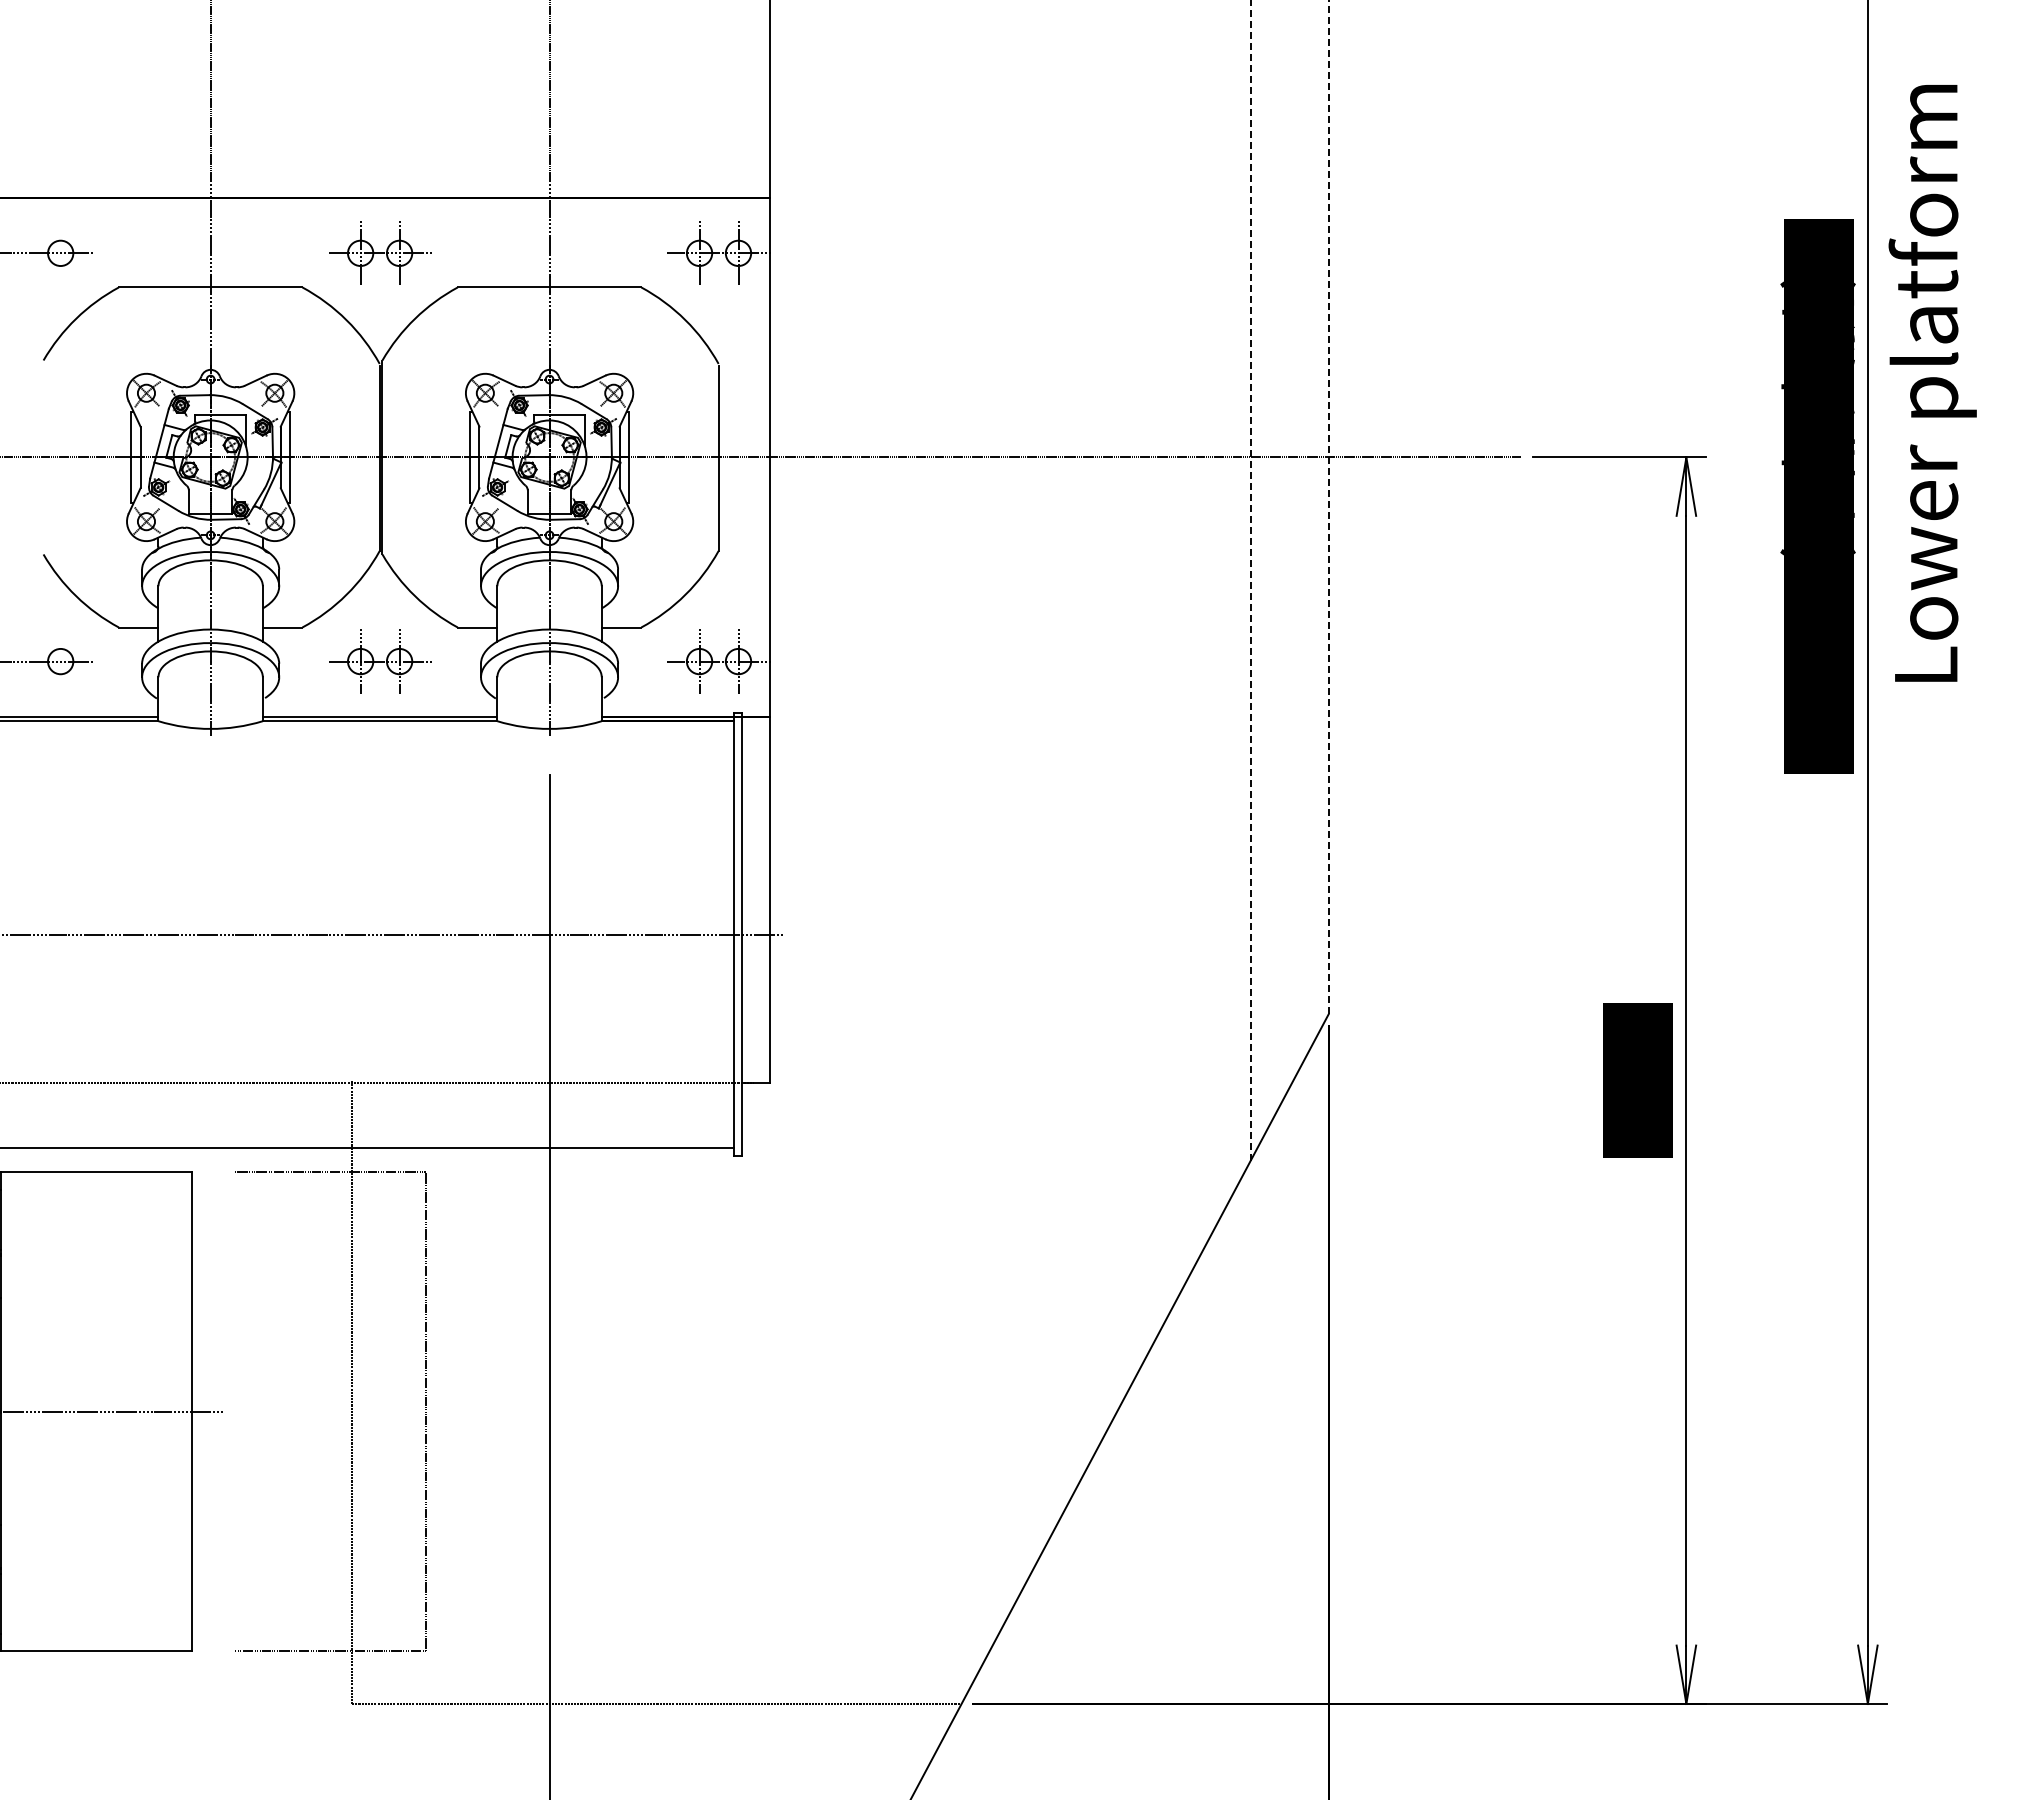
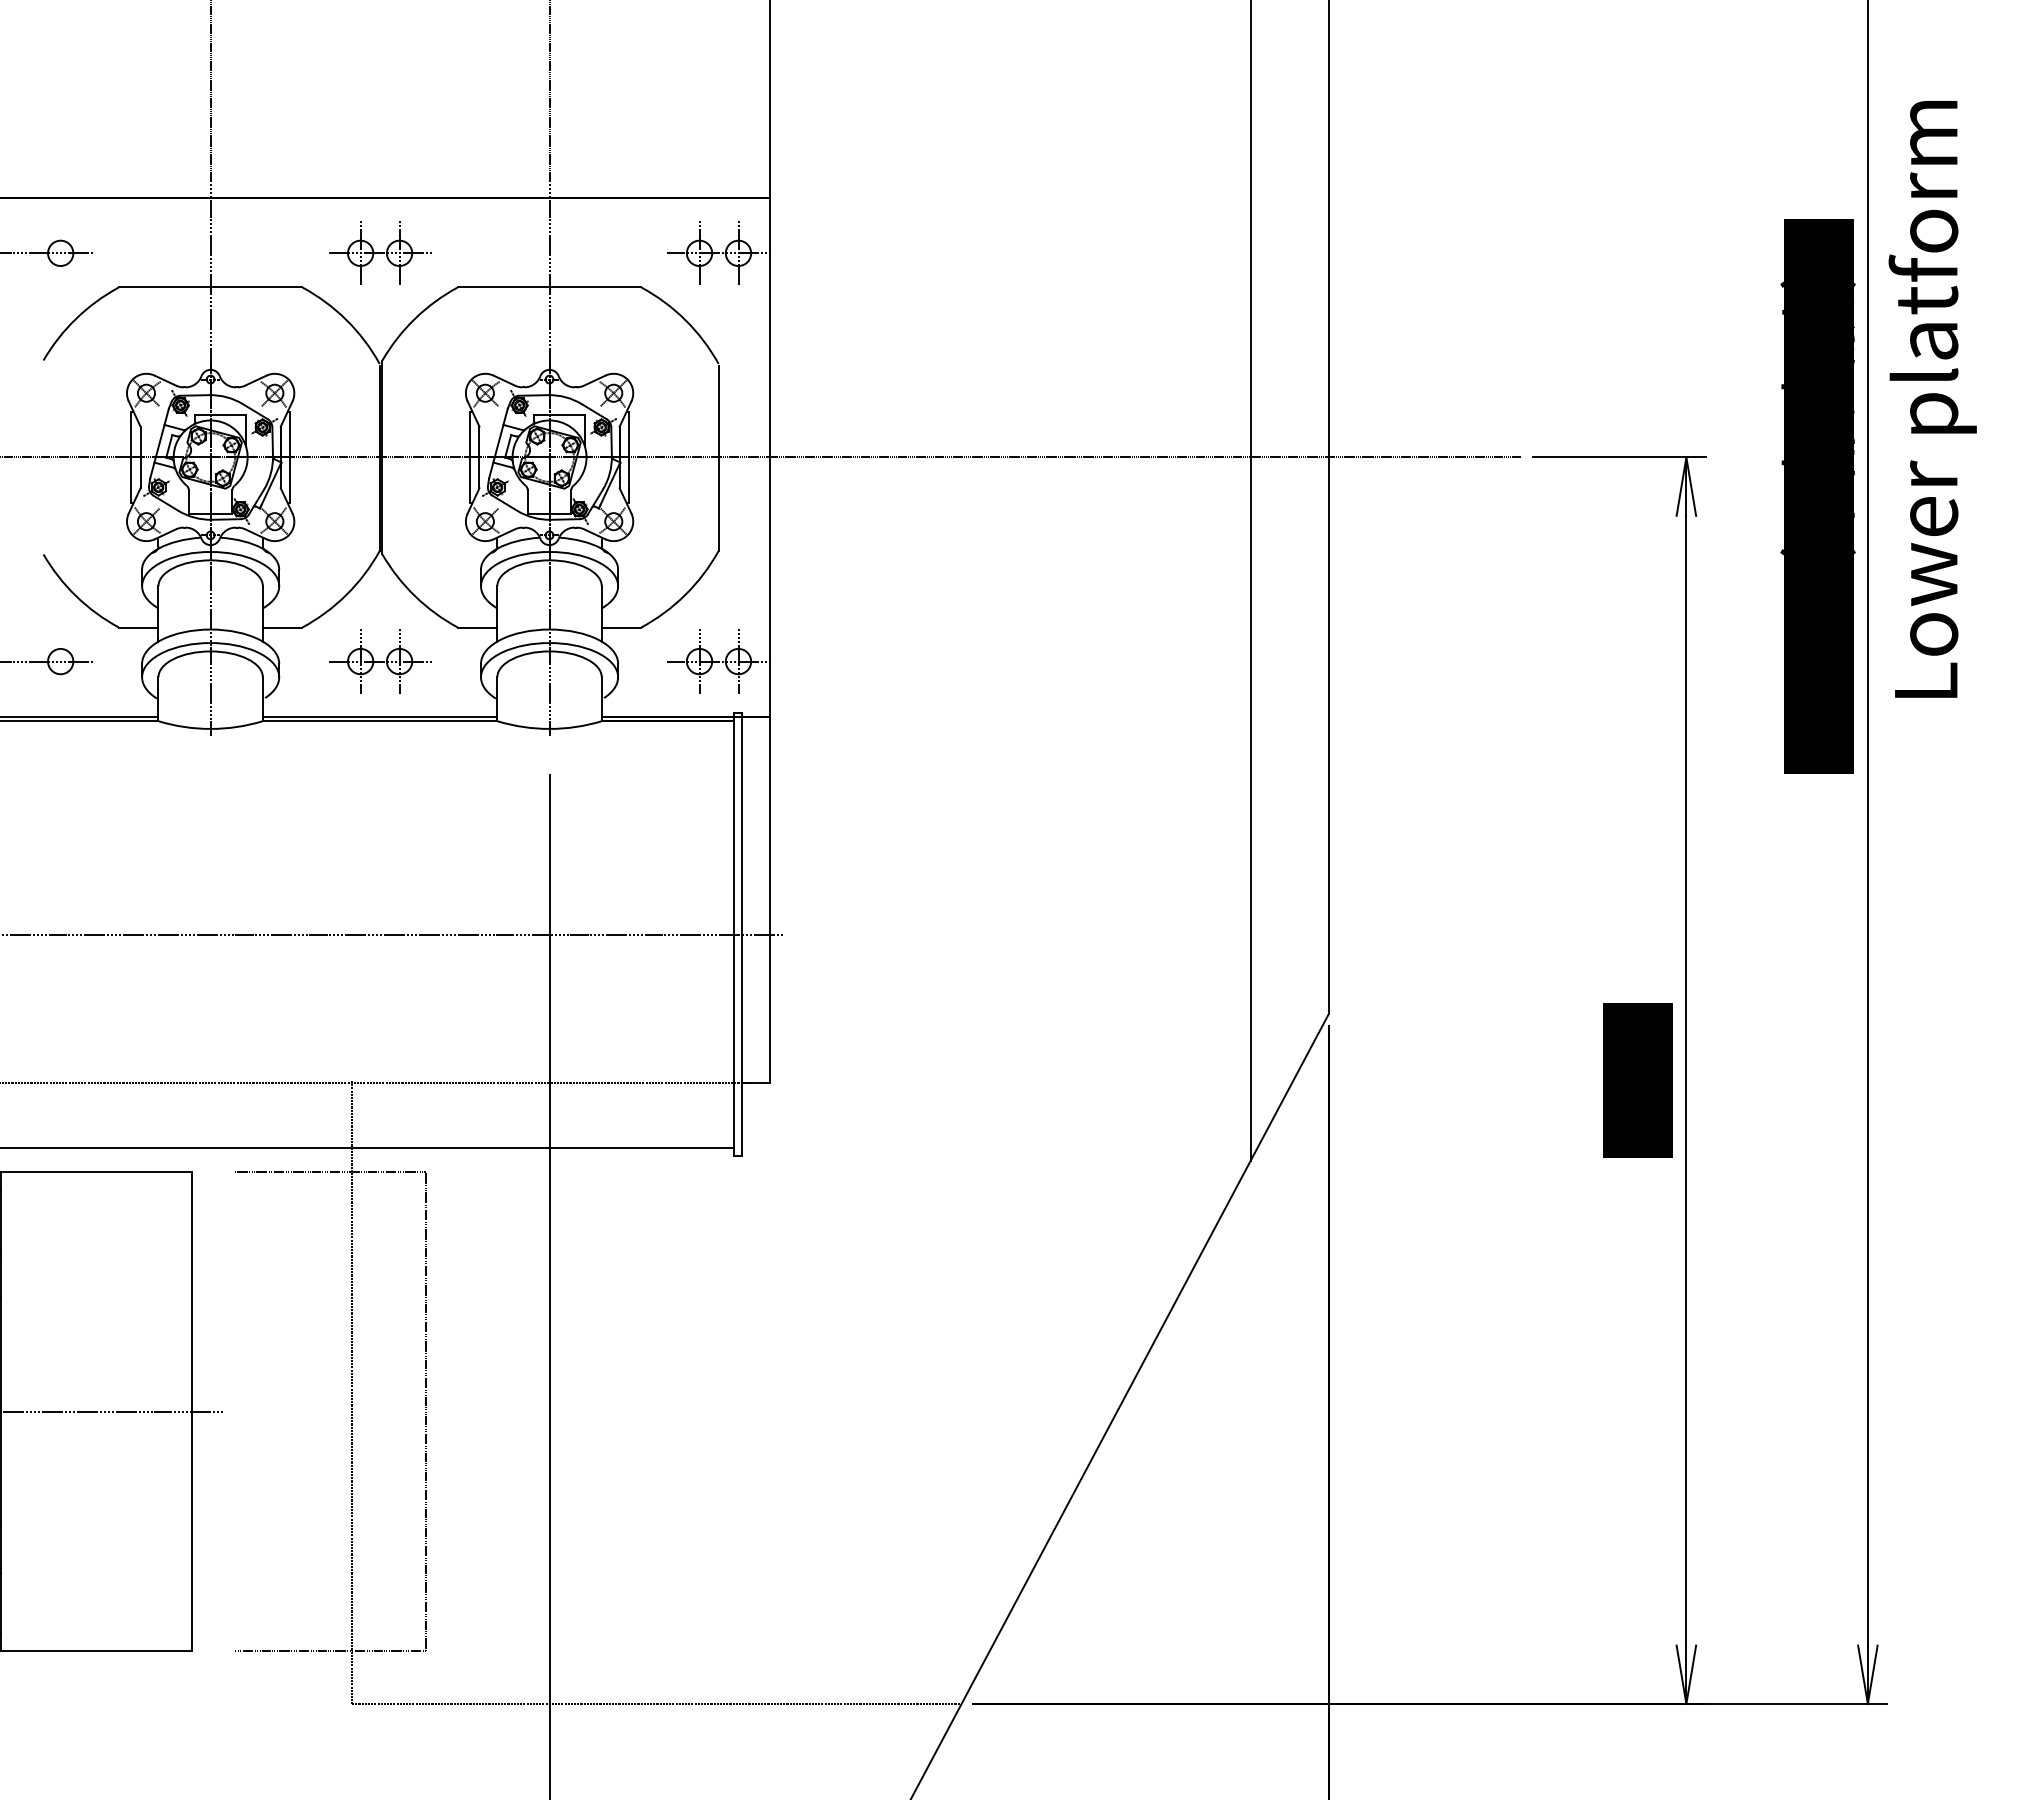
text position: (1932, 383) -> (1932, 399) (1932, 399)
line: dashed -> solid (1328, 507)
line: dashed -> solid (1250, 580)
